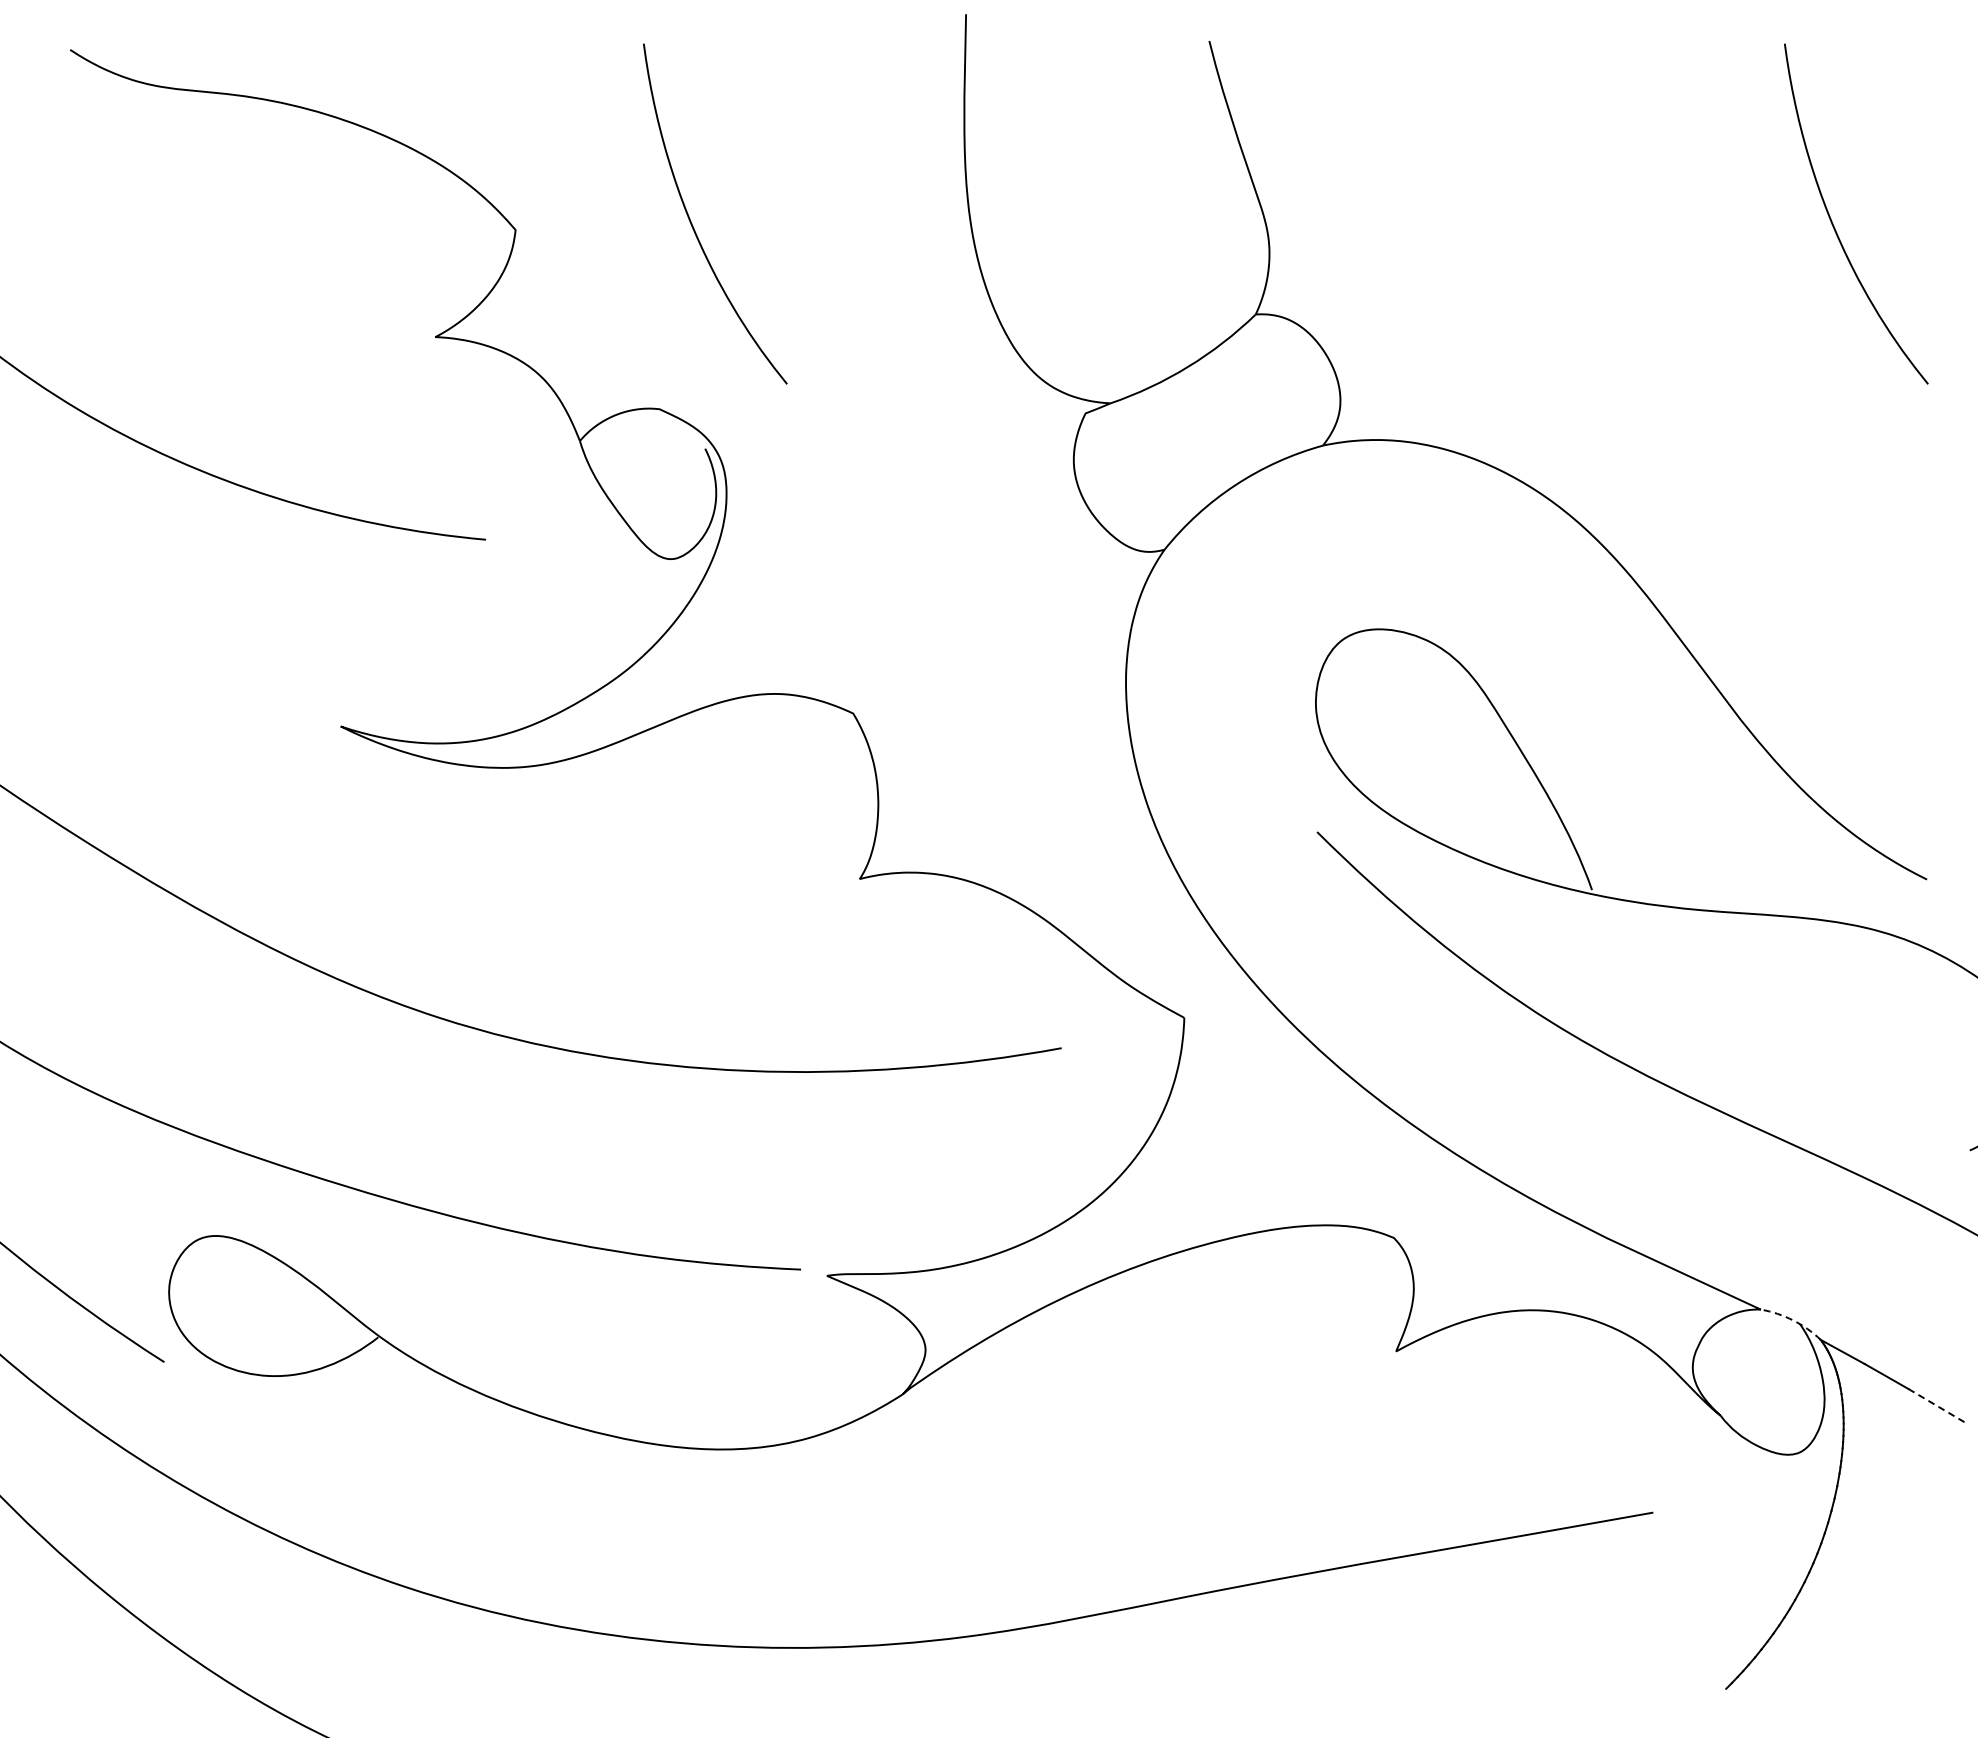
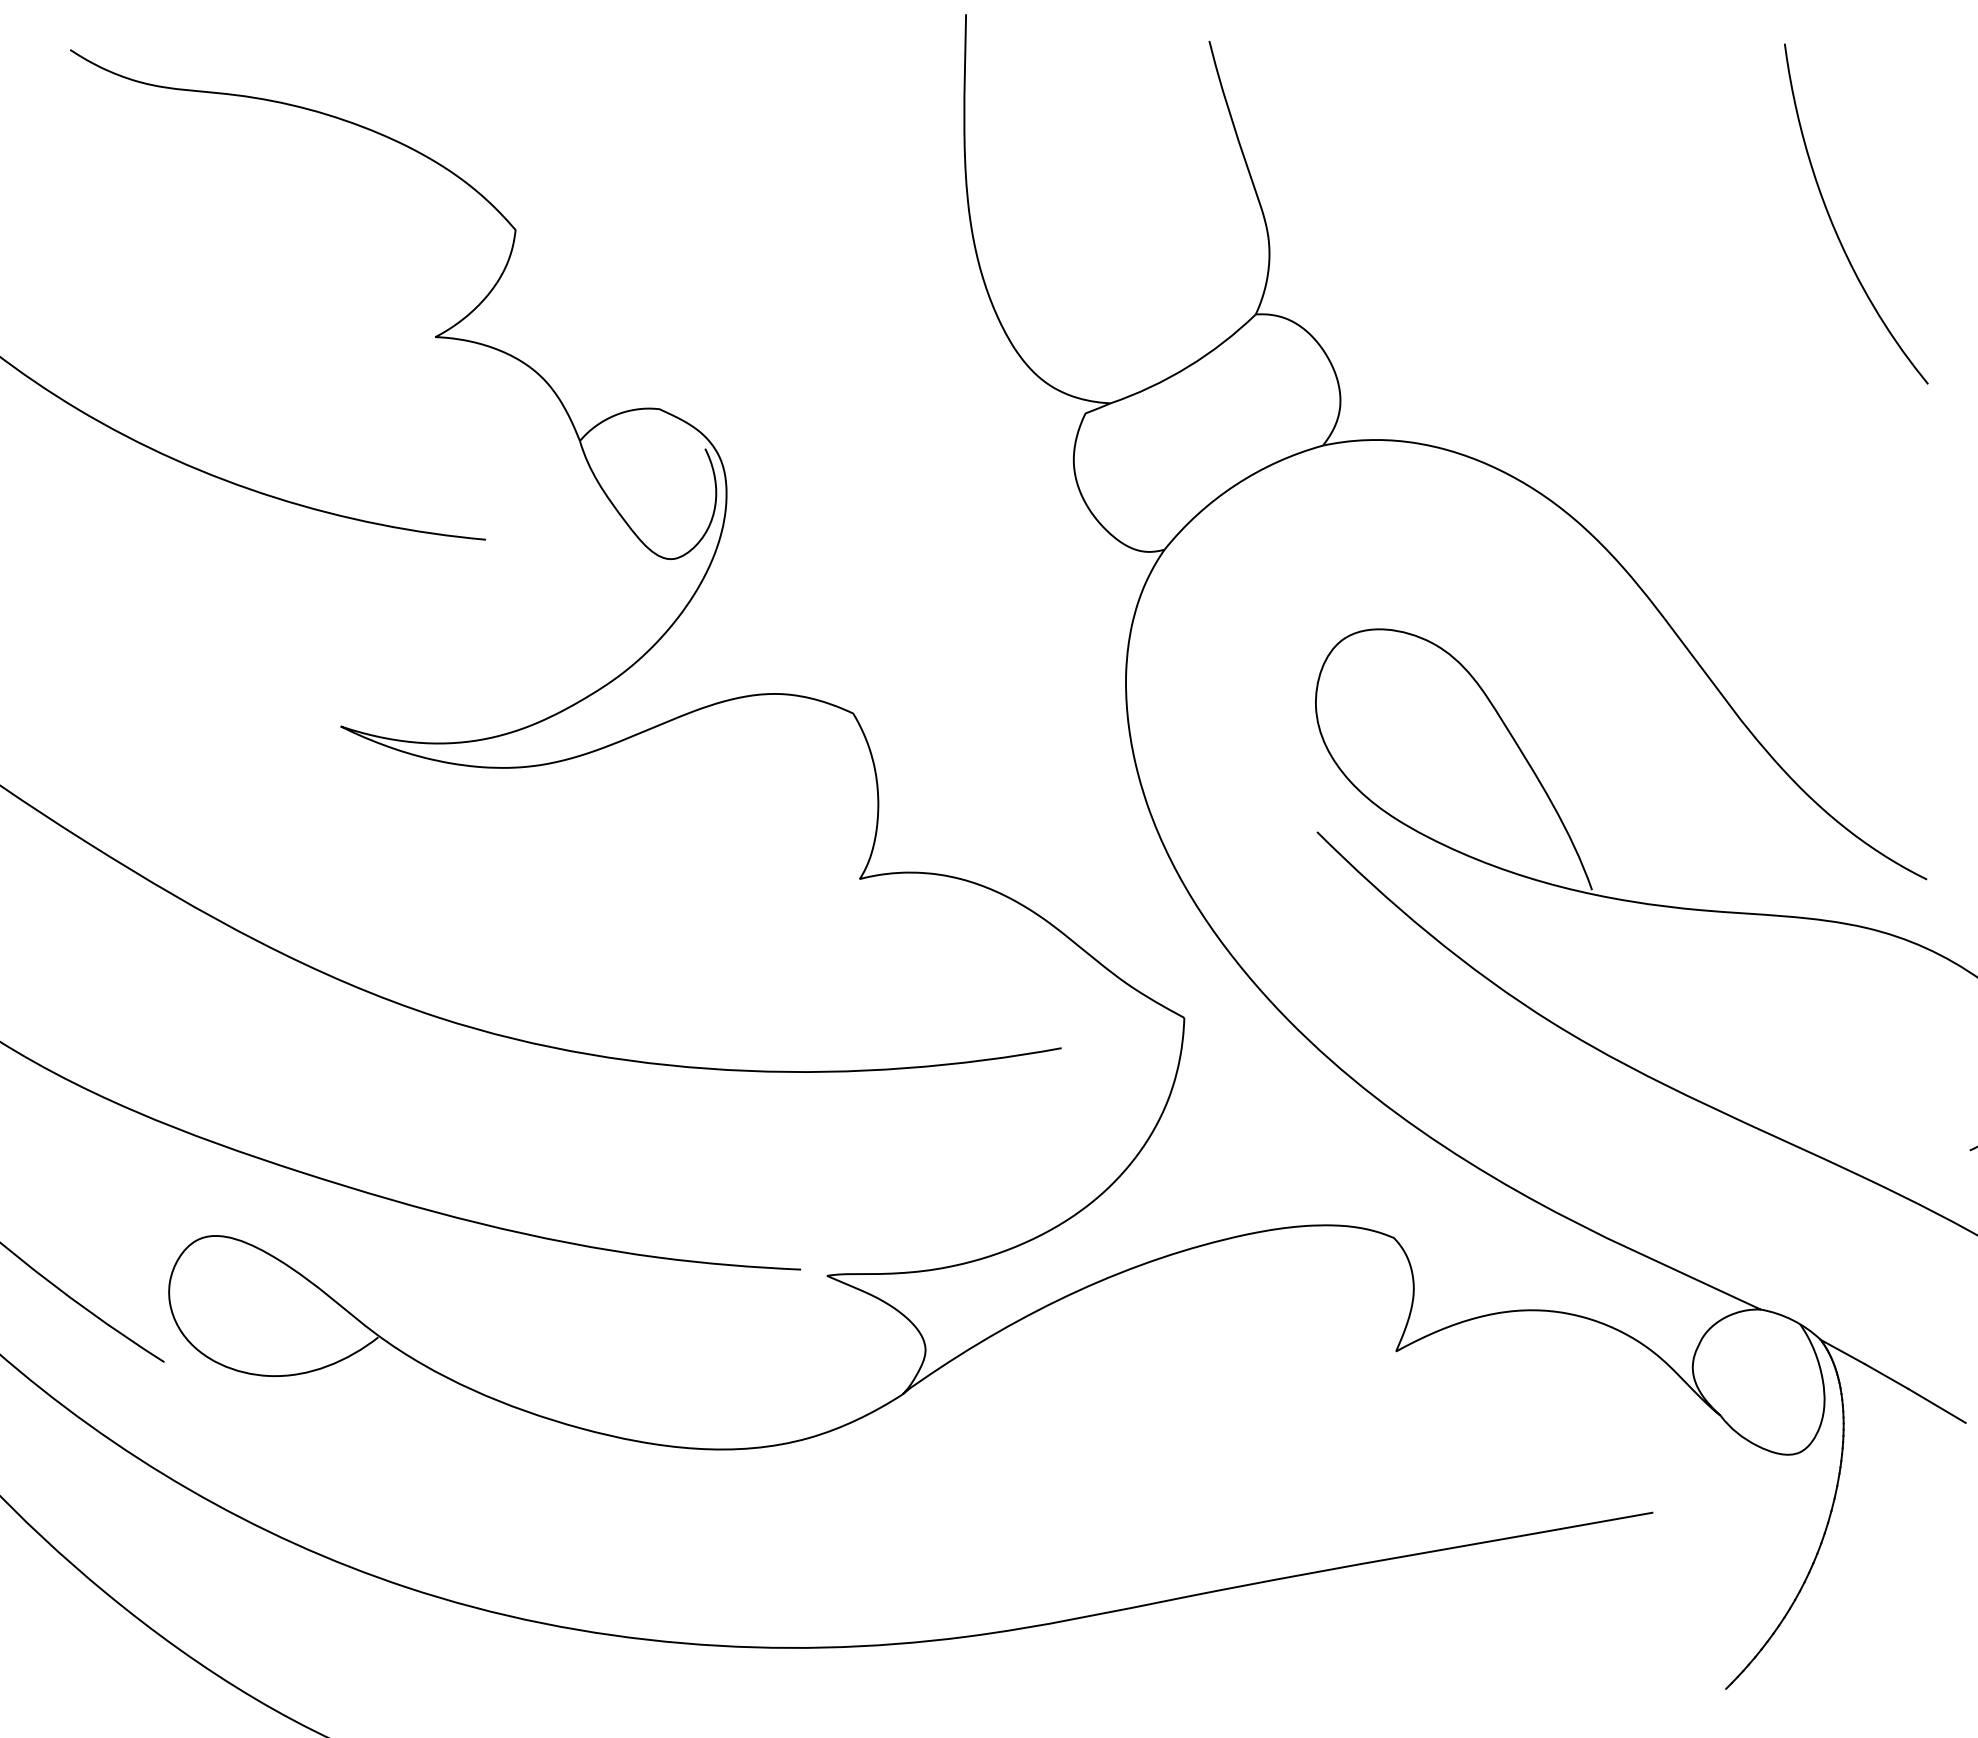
curve: present -> none (693, 225)
arc: dashed -> solid (1793, 1320)
line: dashed -> solid (1937, 1406)
